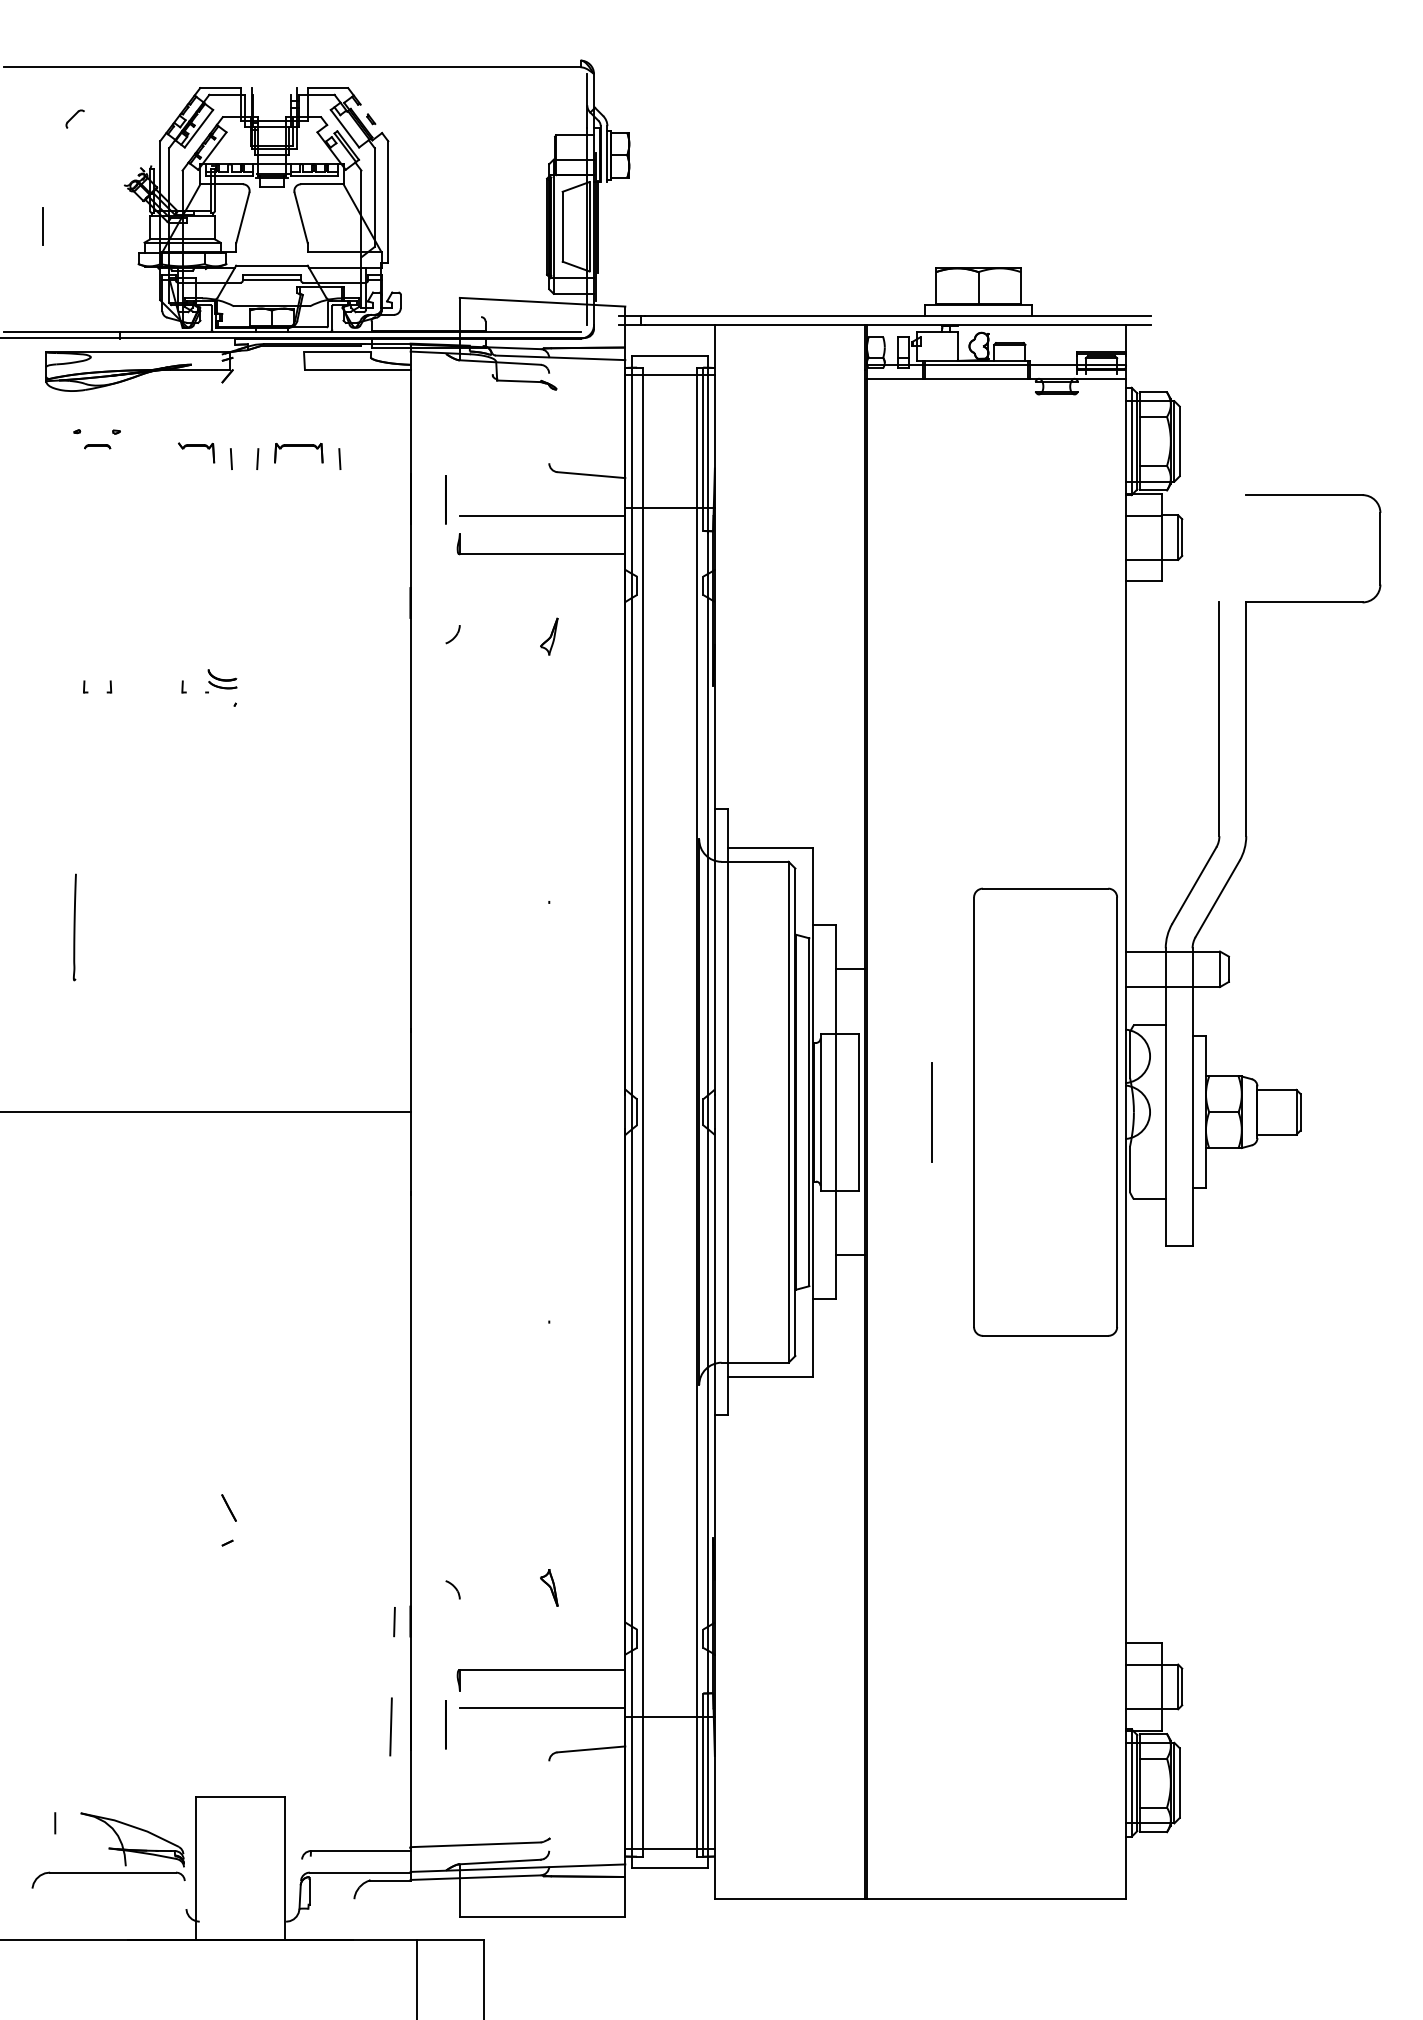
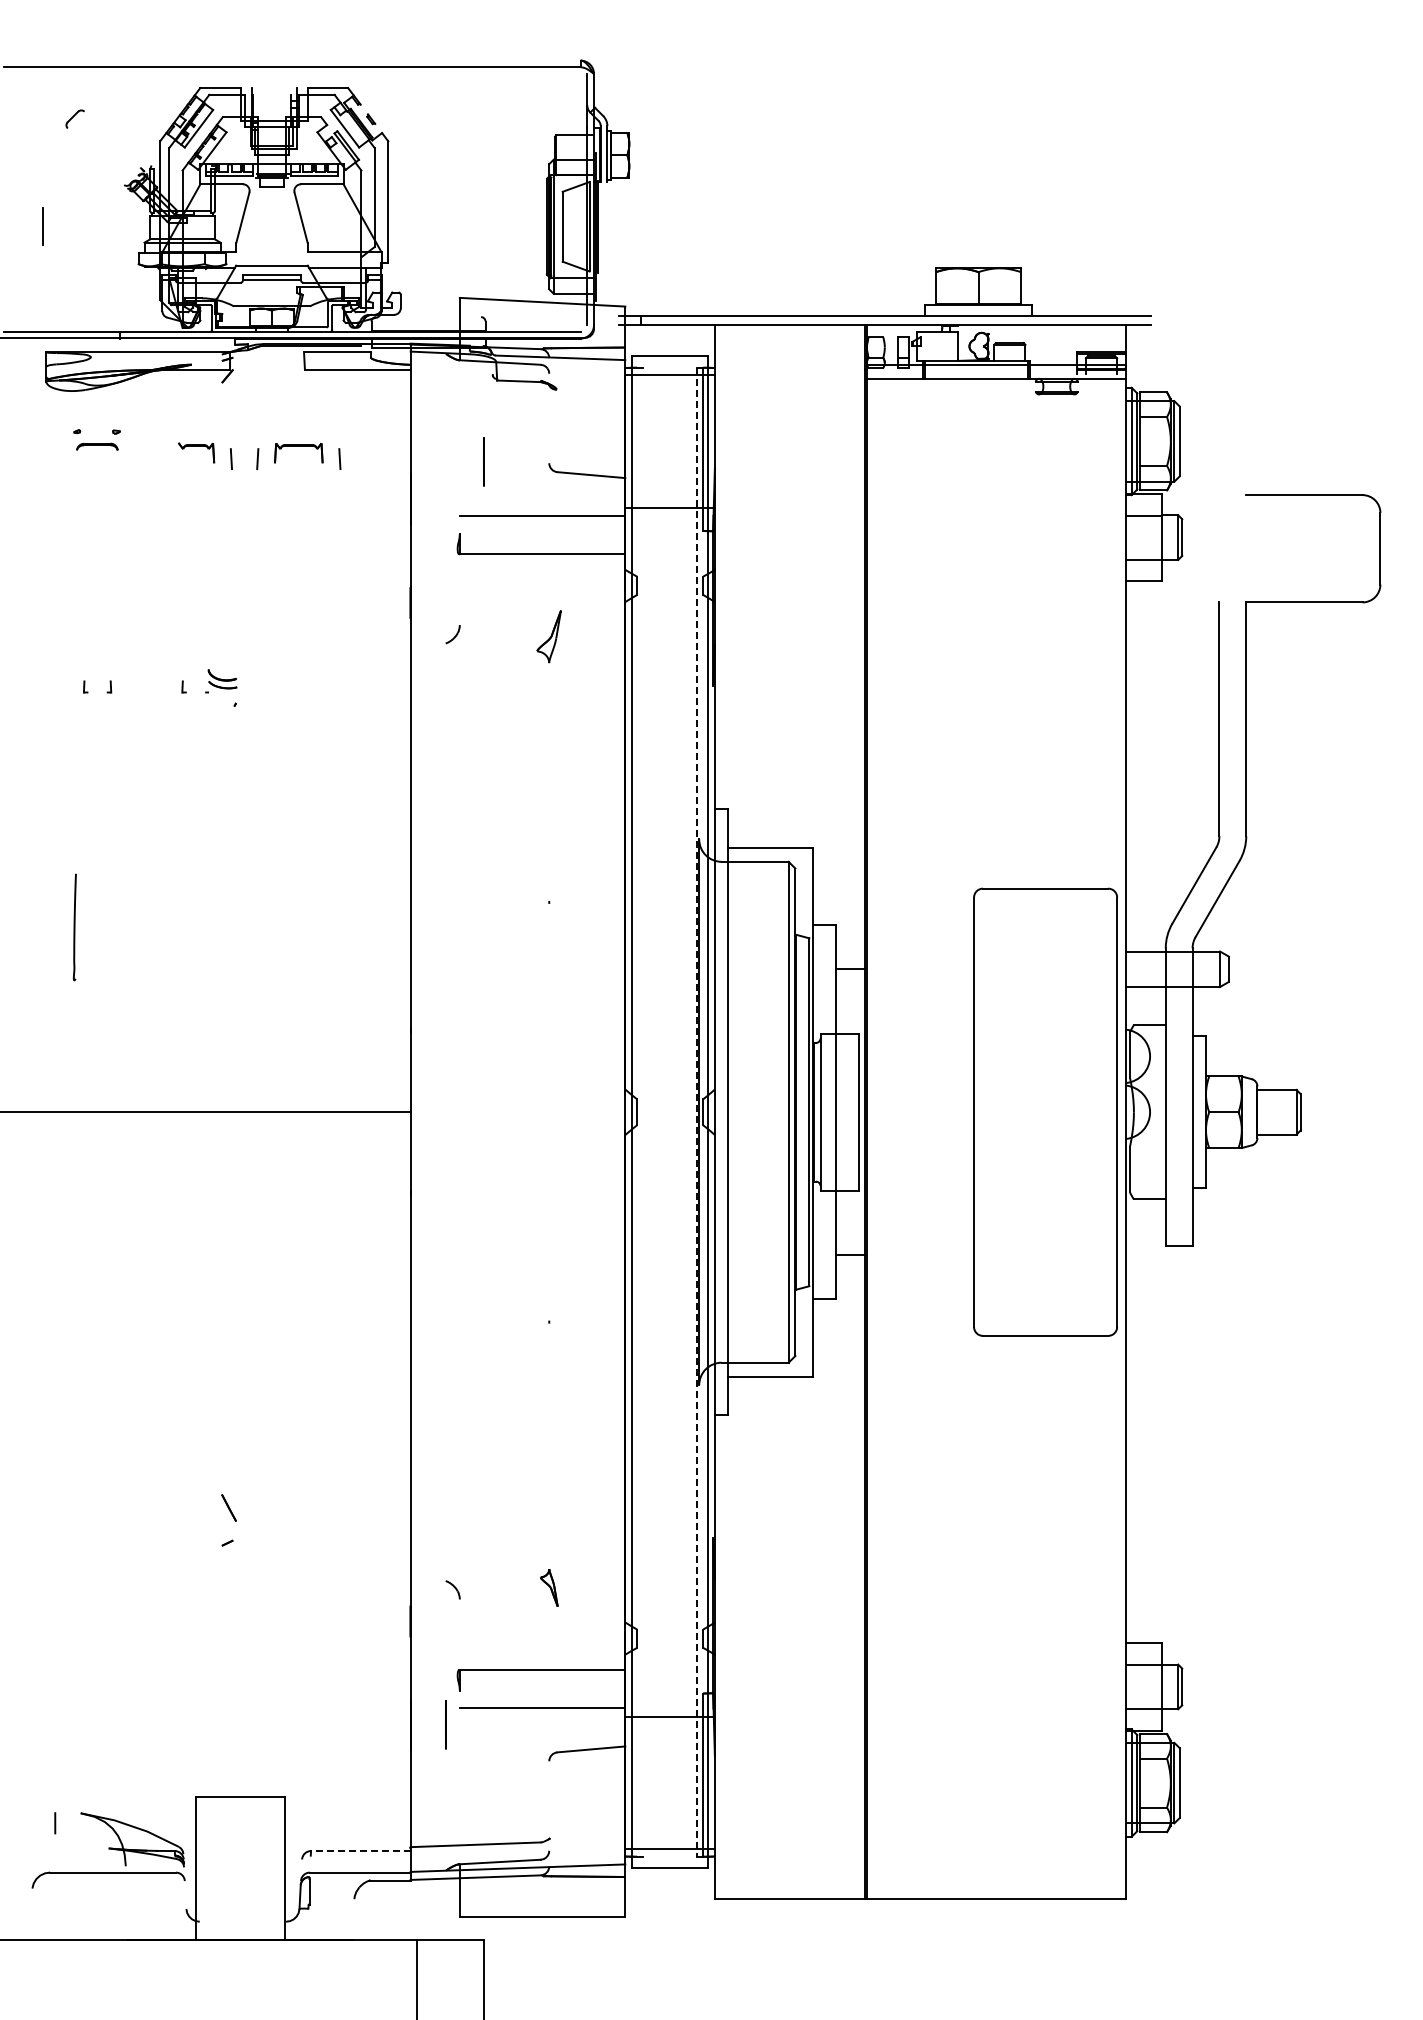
part size: 28x6 px -> 43x9 px (97, 446)
line position: (445, 499) -> (483, 461) (483, 461)
part size: 19x39 px -> 26x54 px (548, 636)
line: present -> none (643, 1111)
line: present -> none (932, 1111)
line: solid -> dashed (697, 1112)
line: present -> none (394, 1621)
line: present -> none (390, 1726)
line: solid -> dashed (360, 1851)
